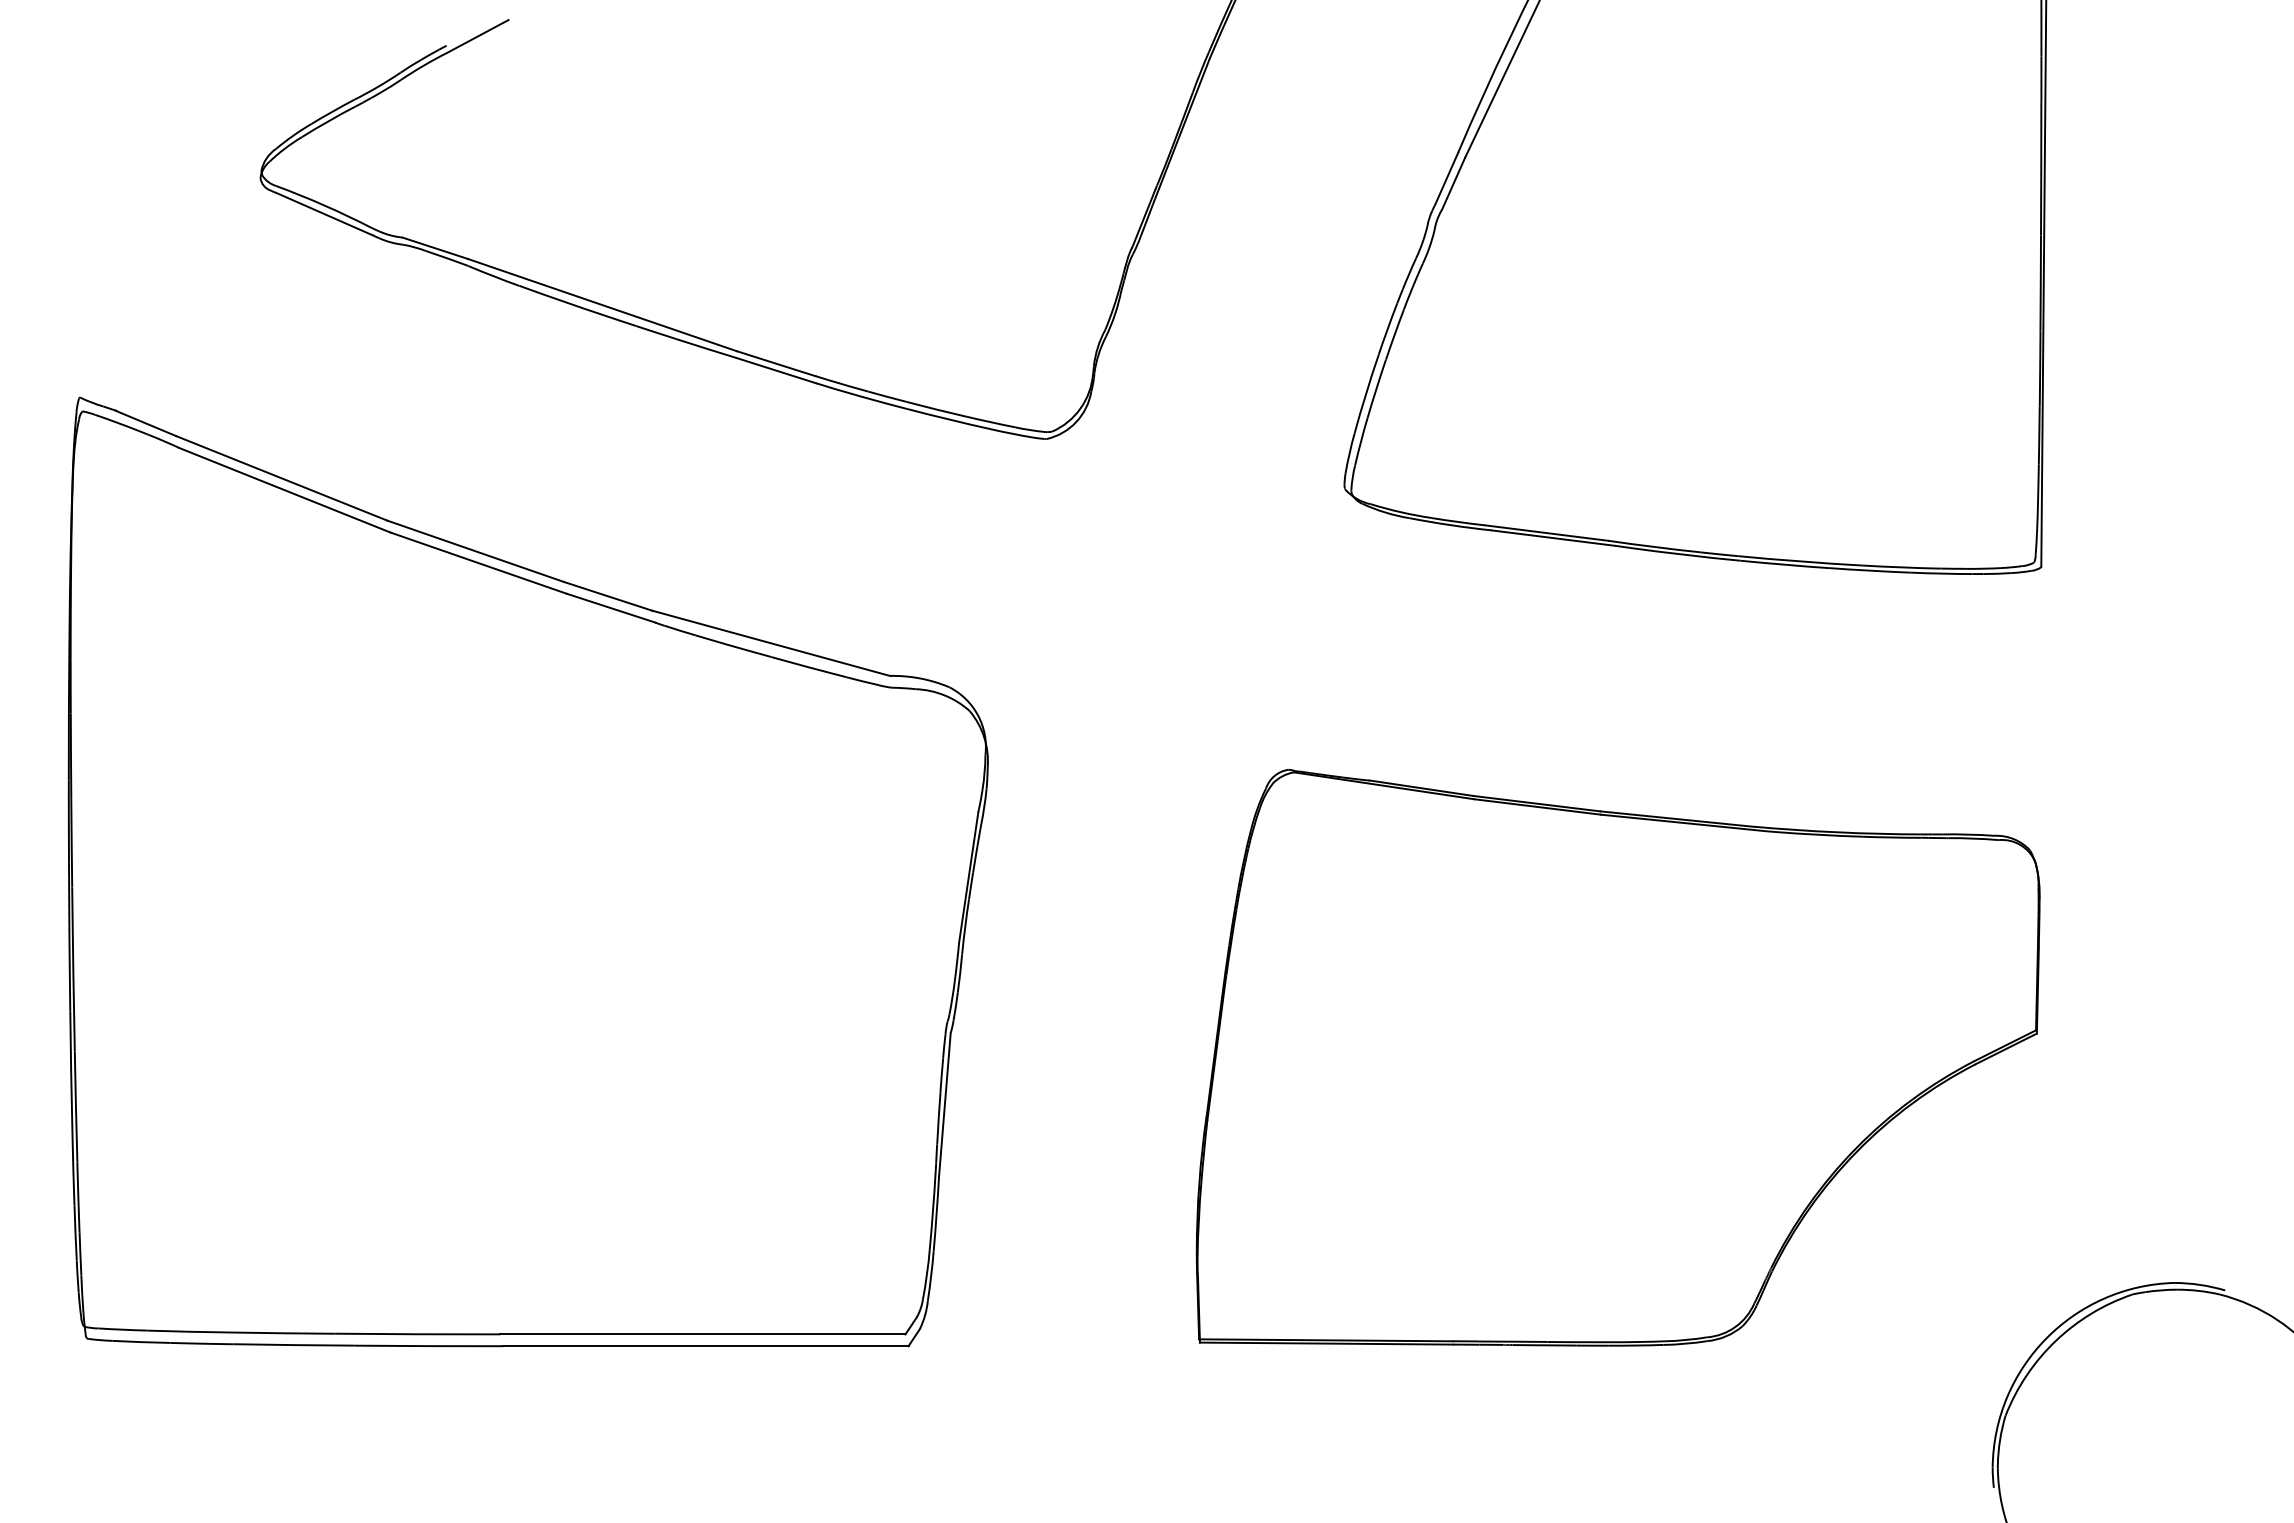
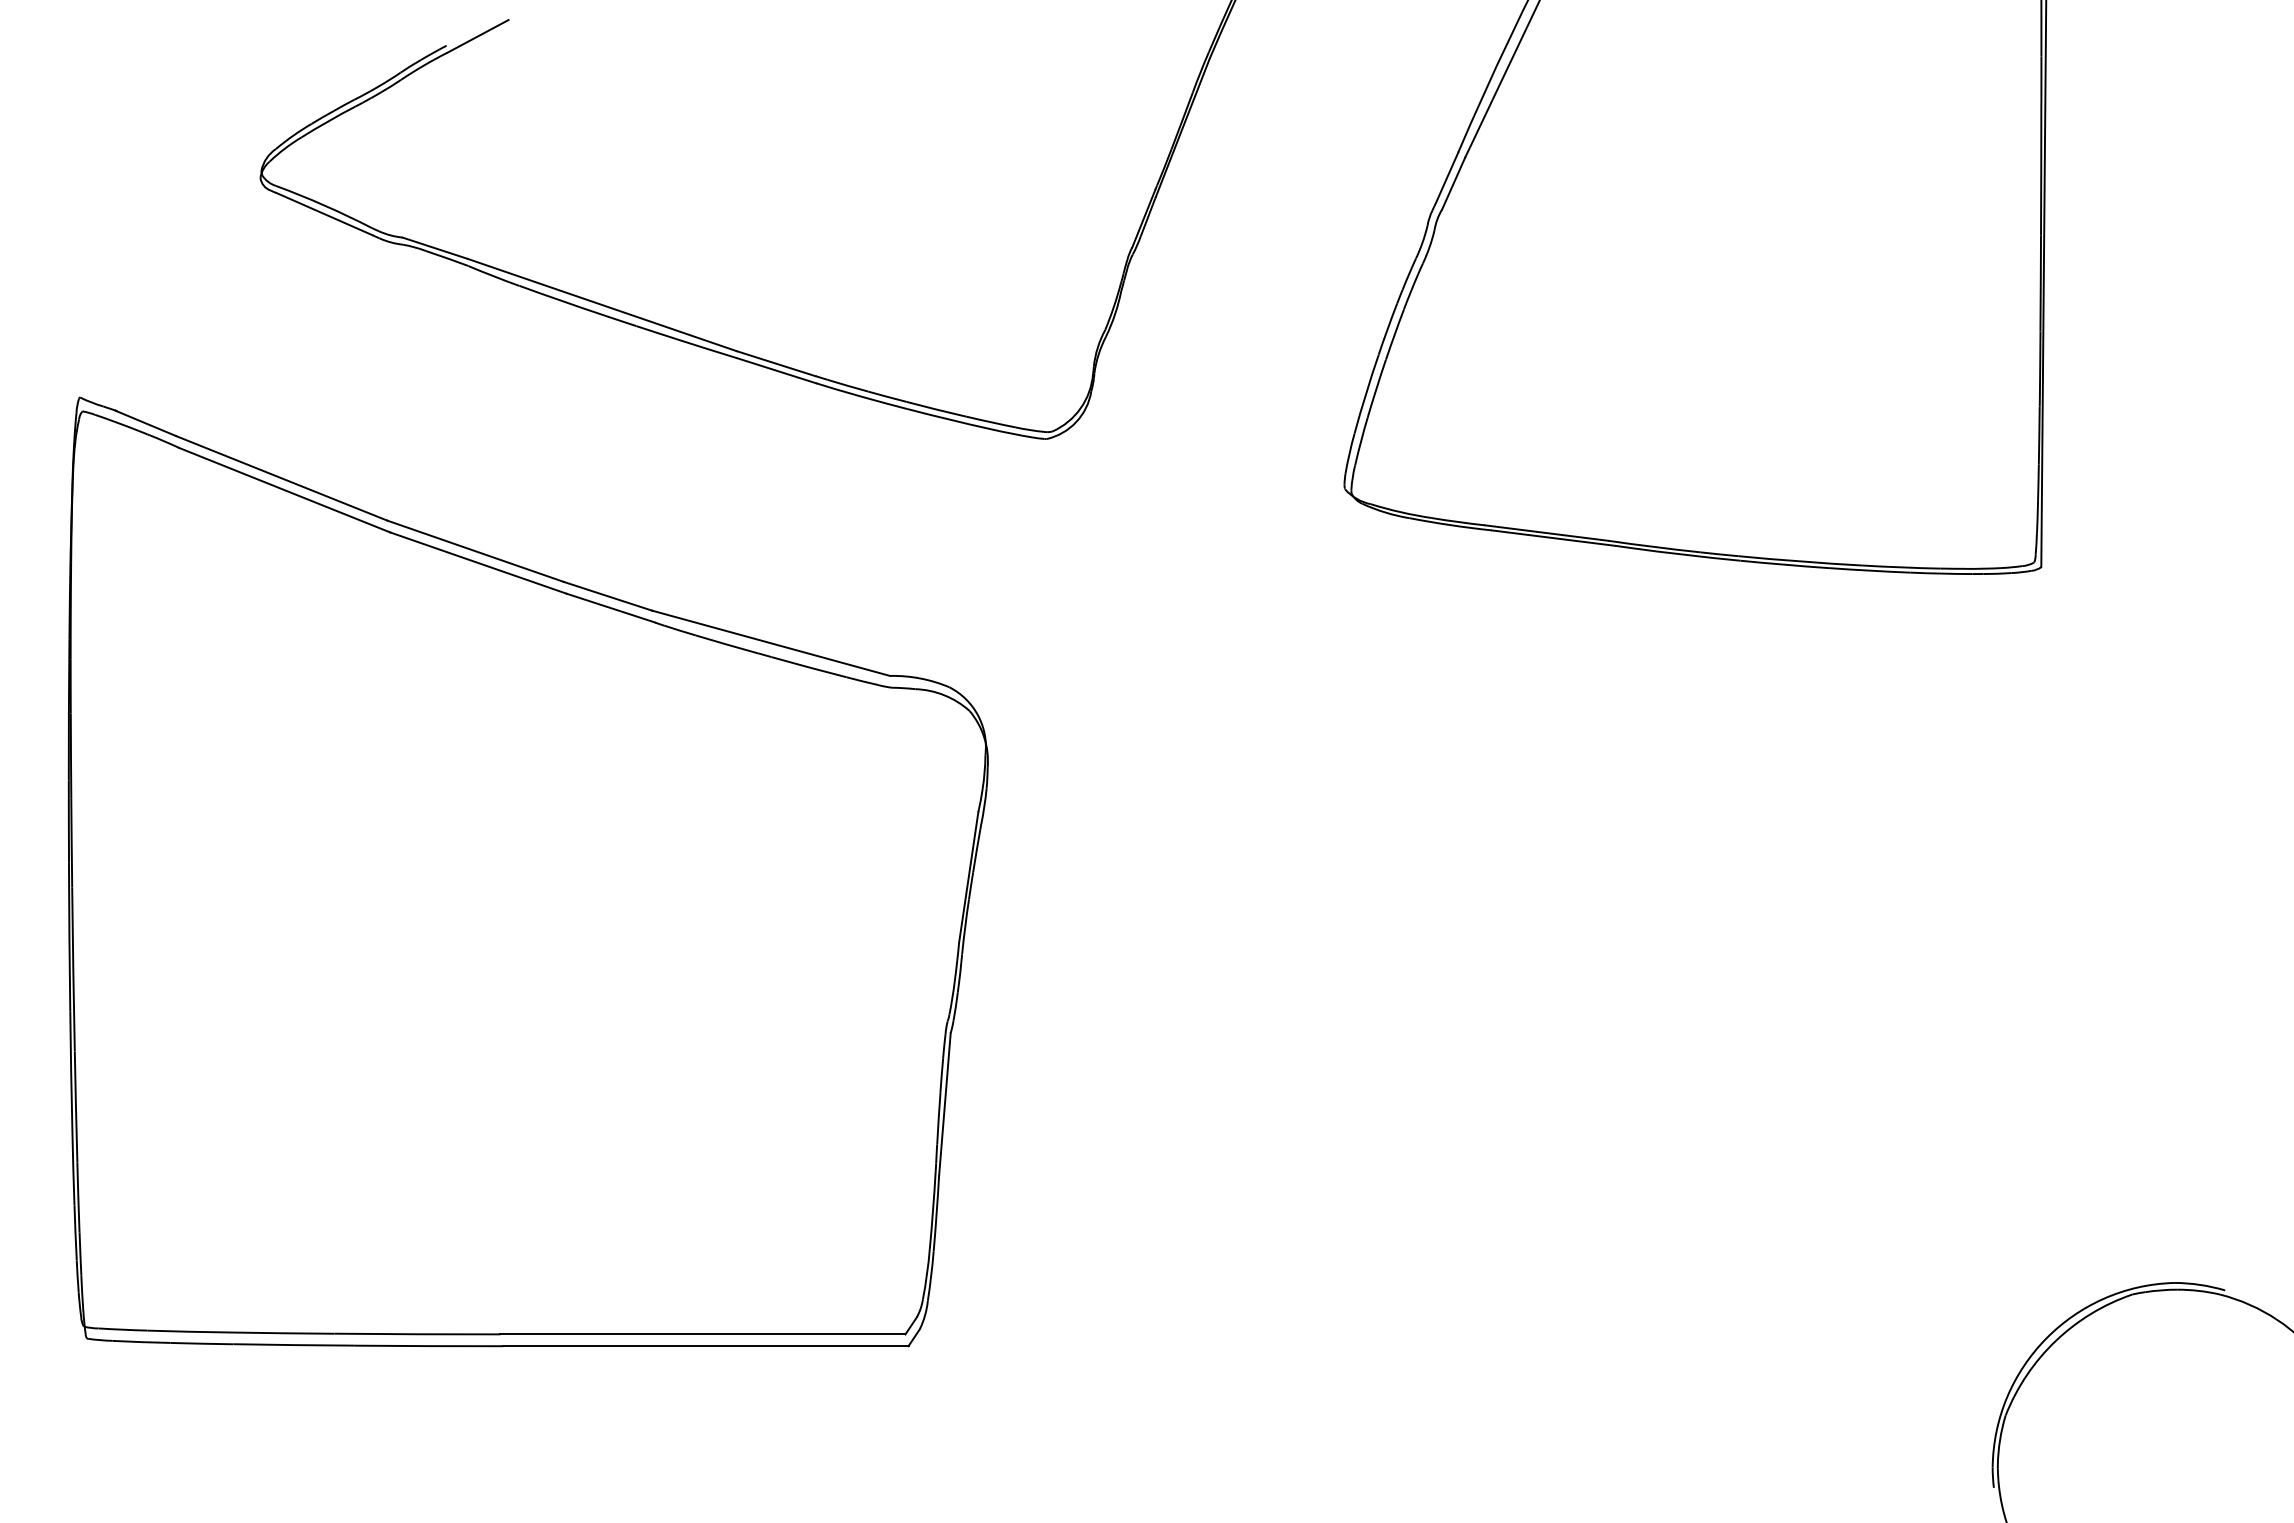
part: present -> none (1617, 1057)
